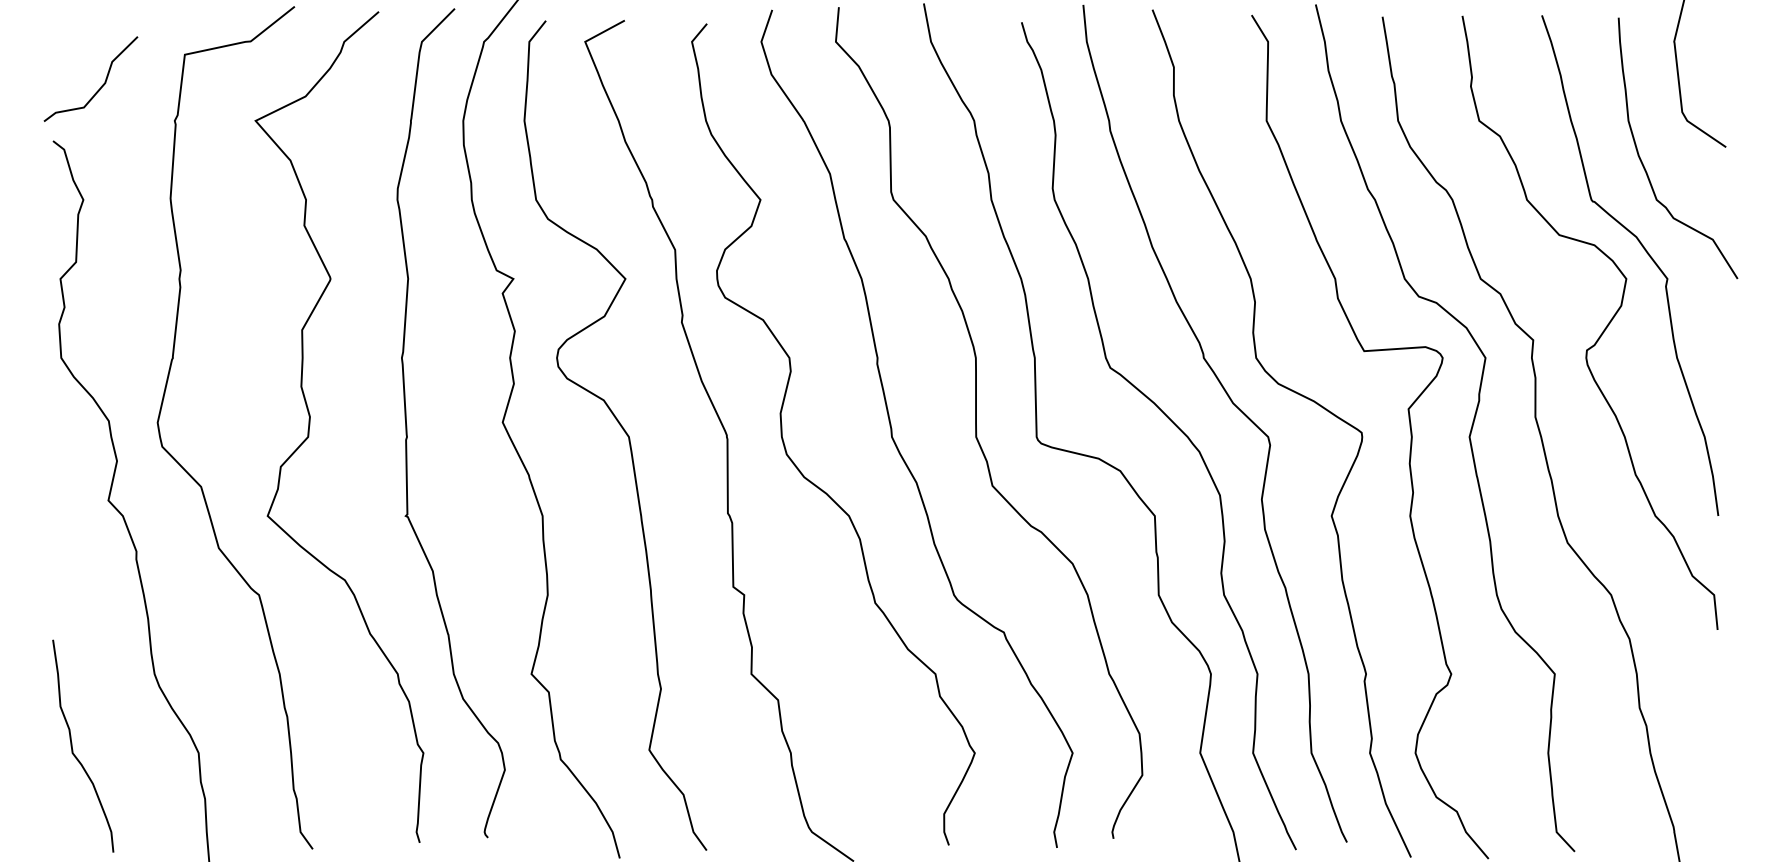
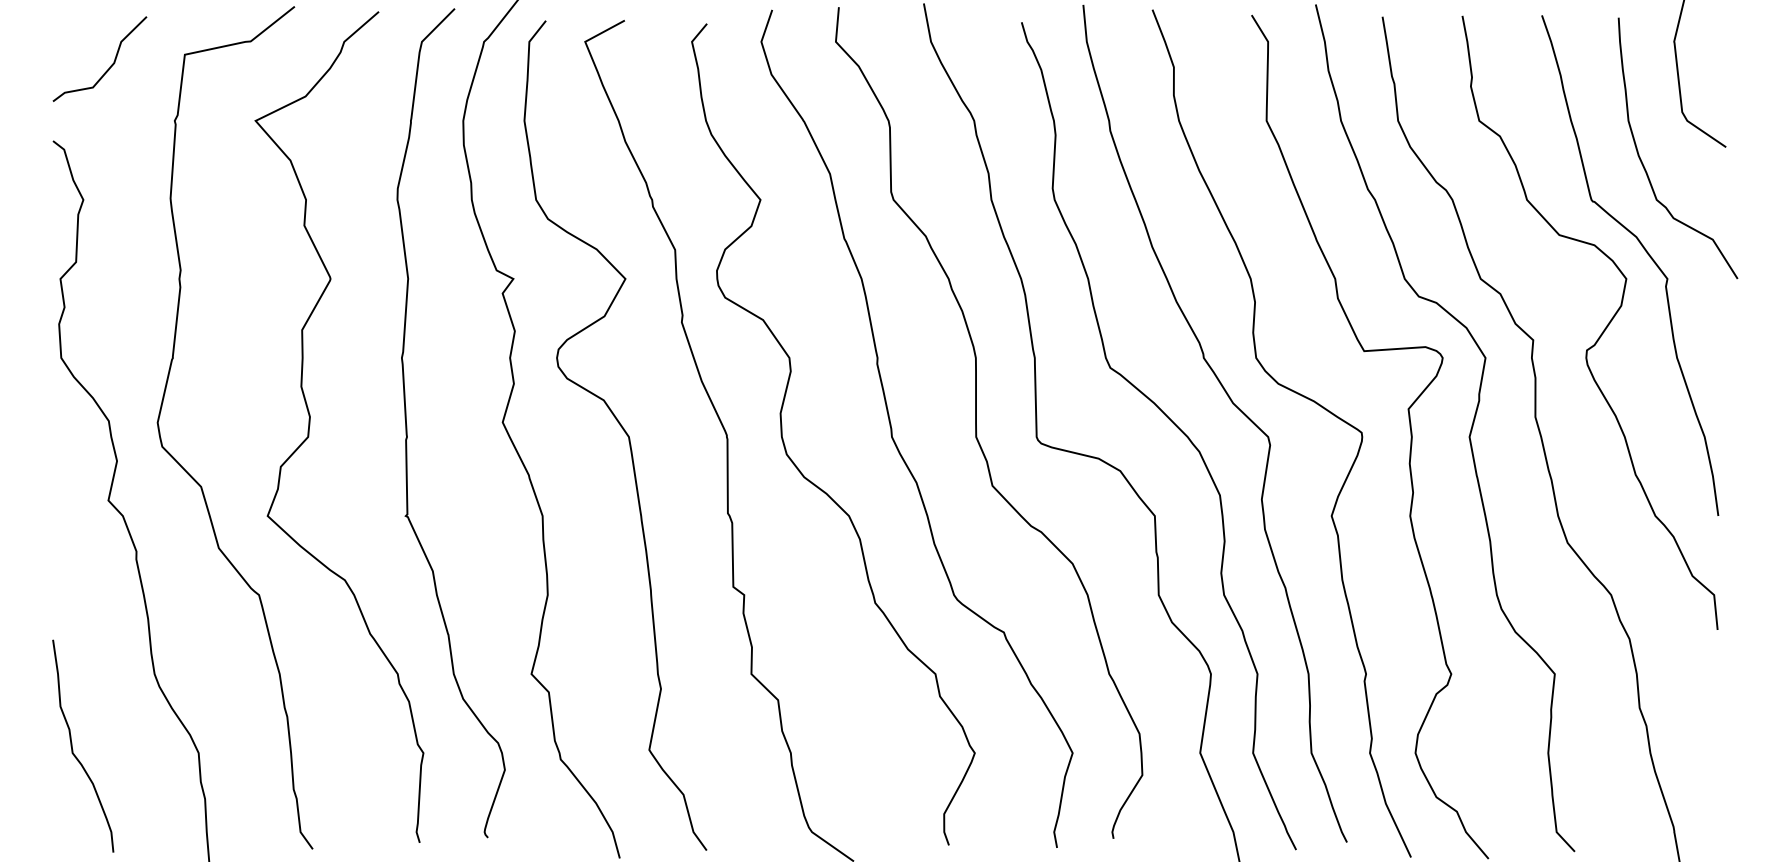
curve position: (101, 85) -> (110, 65) (110, 65)
